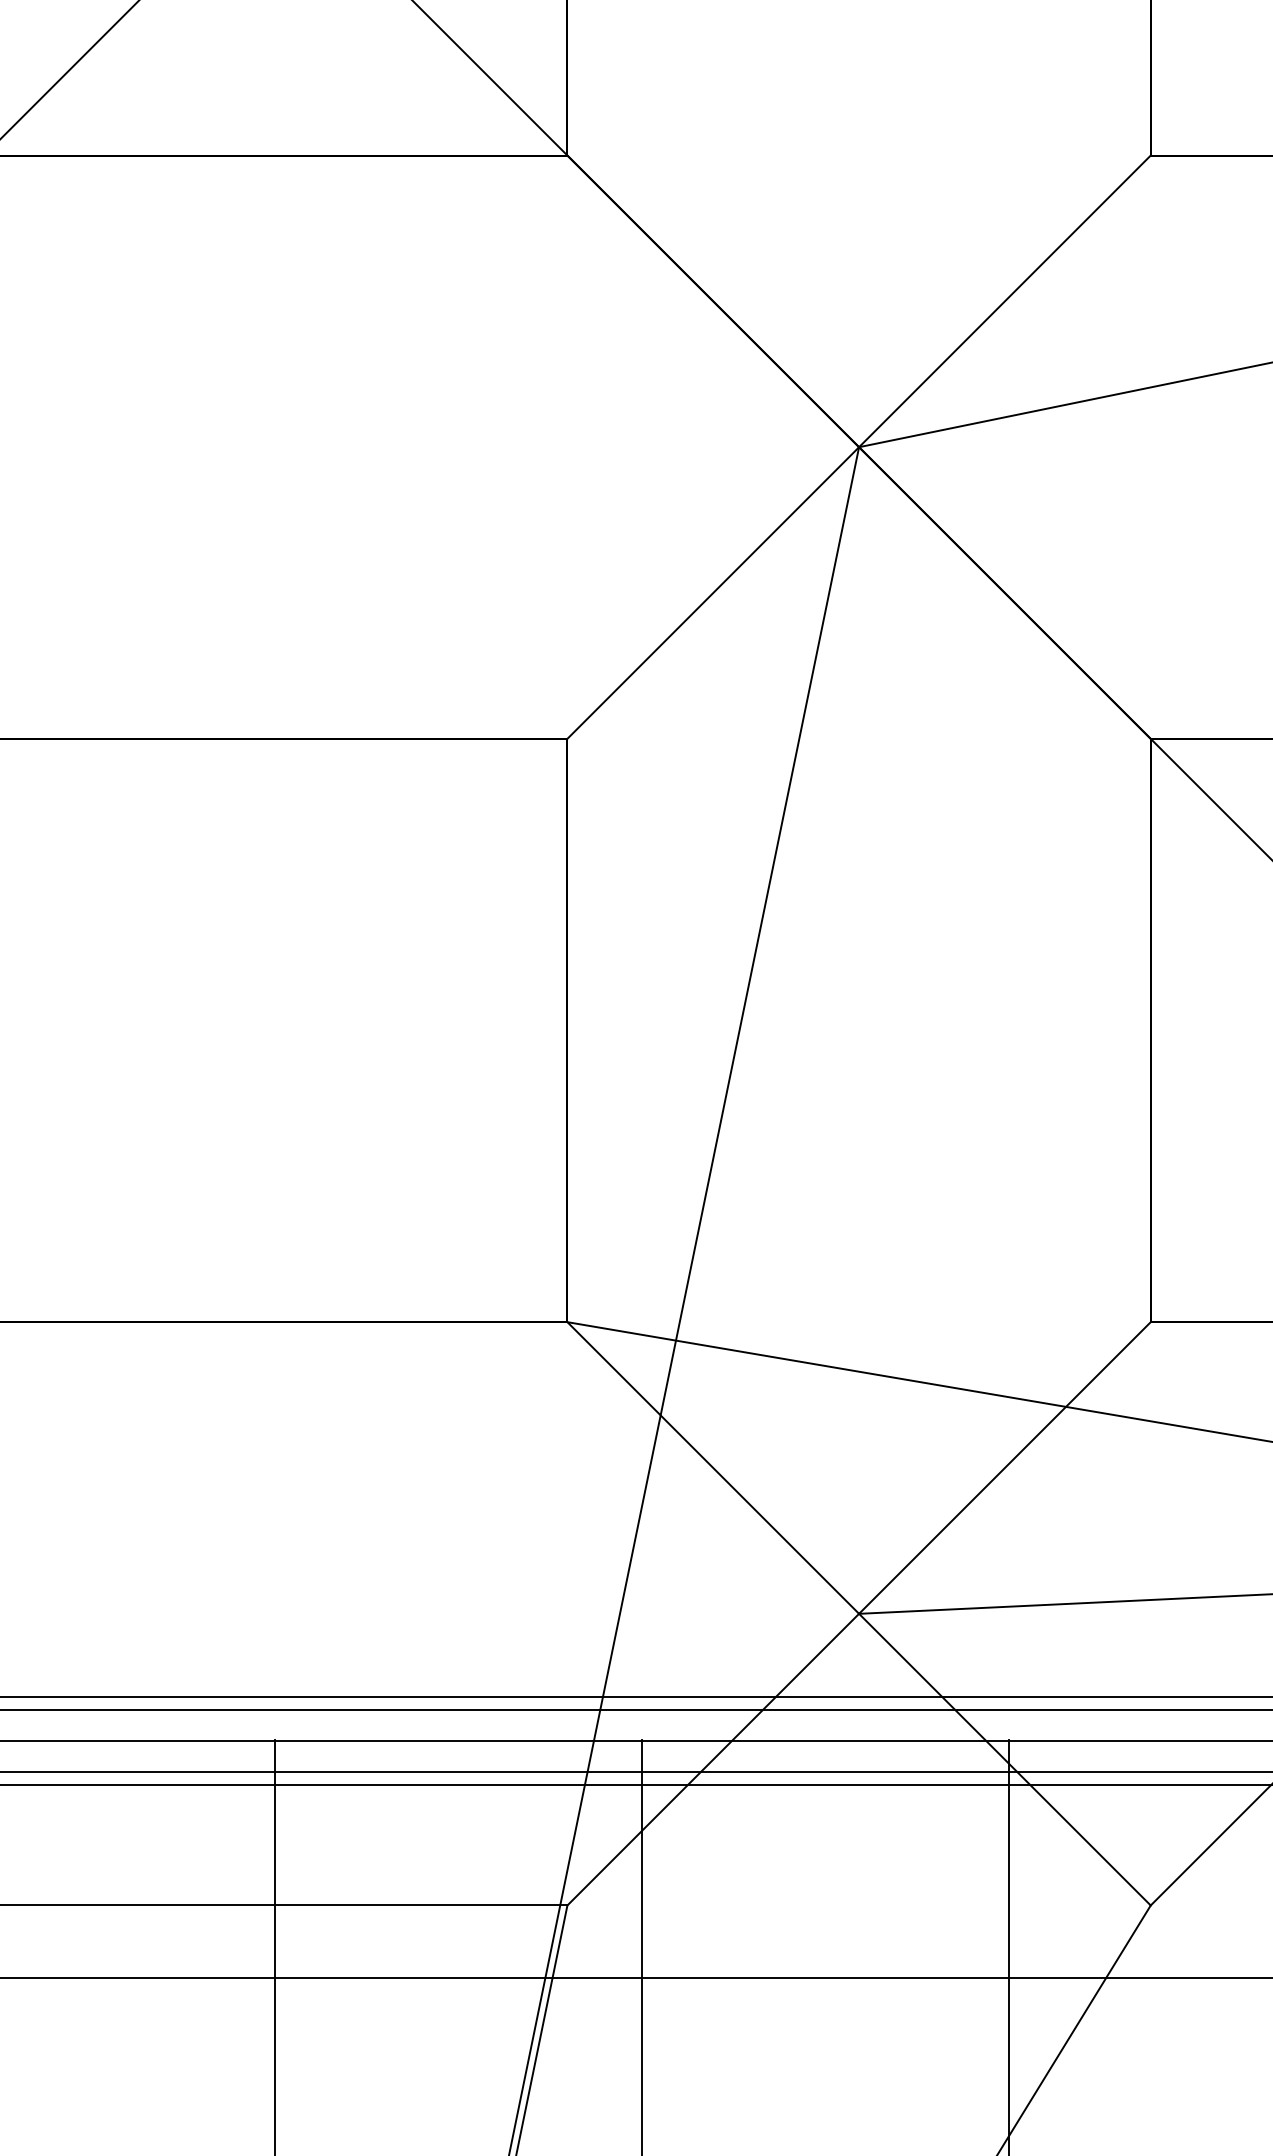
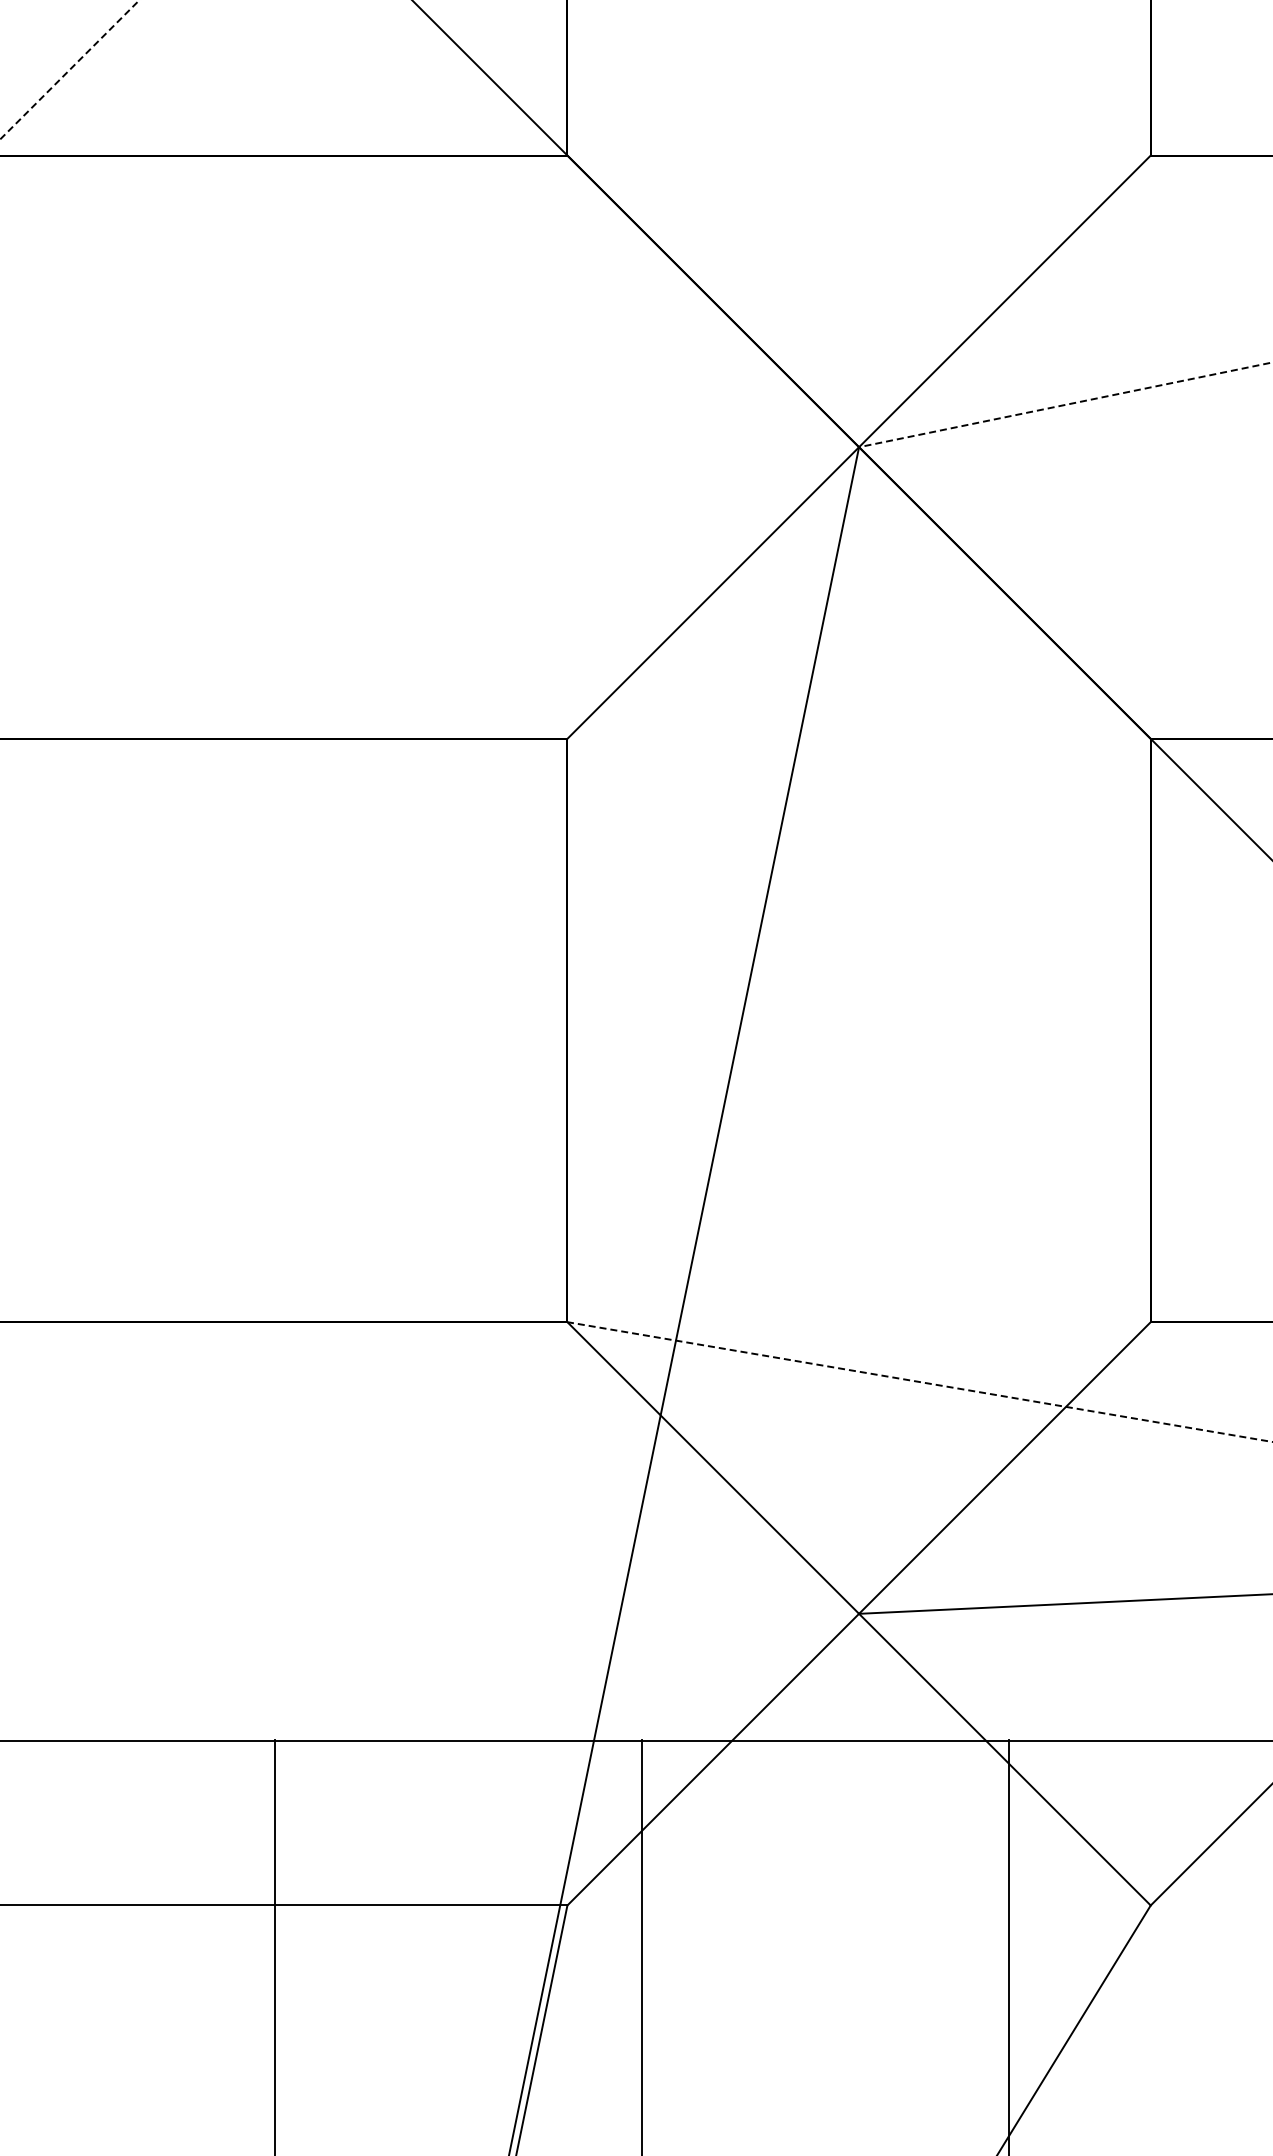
line: solid -> dashed (69, 69)
line: solid -> dashed (1065, 404)
line: solid -> dashed (919, 1381)
line: present -> none (635, 1696)
line: present -> none (635, 1709)
line: present -> none (635, 1771)
line: present -> none (635, 1784)
line: present -> none (635, 1977)
